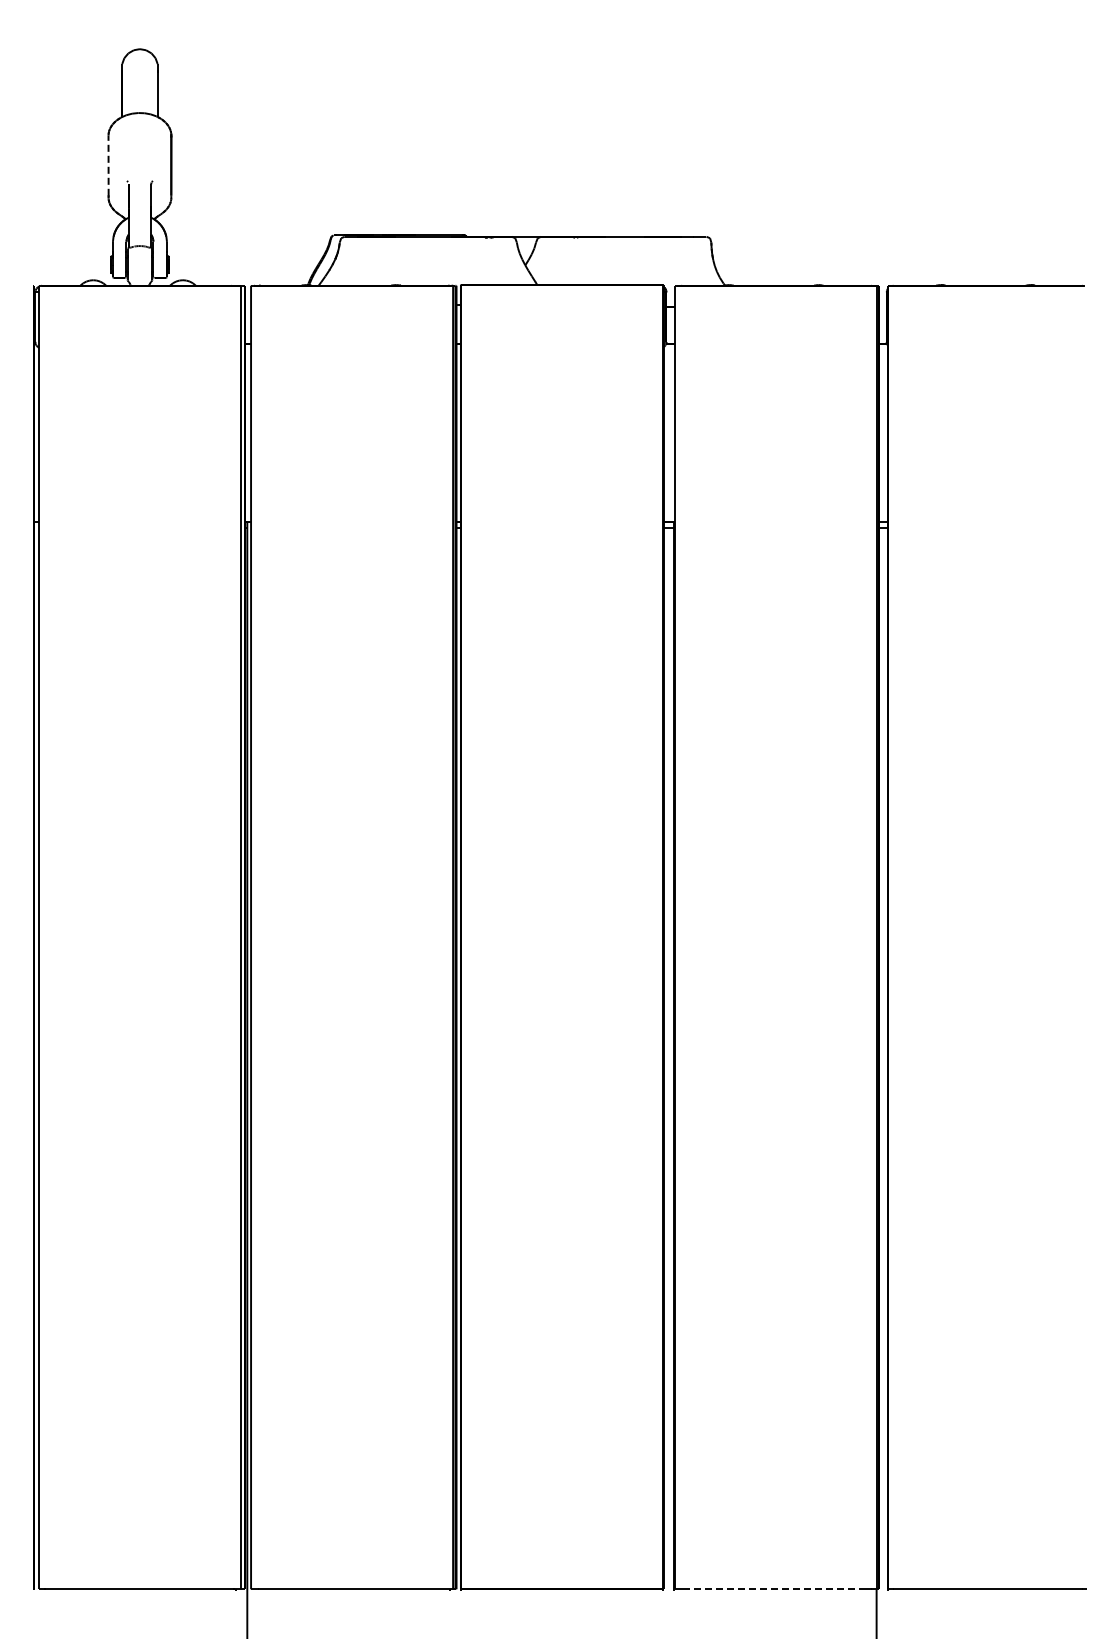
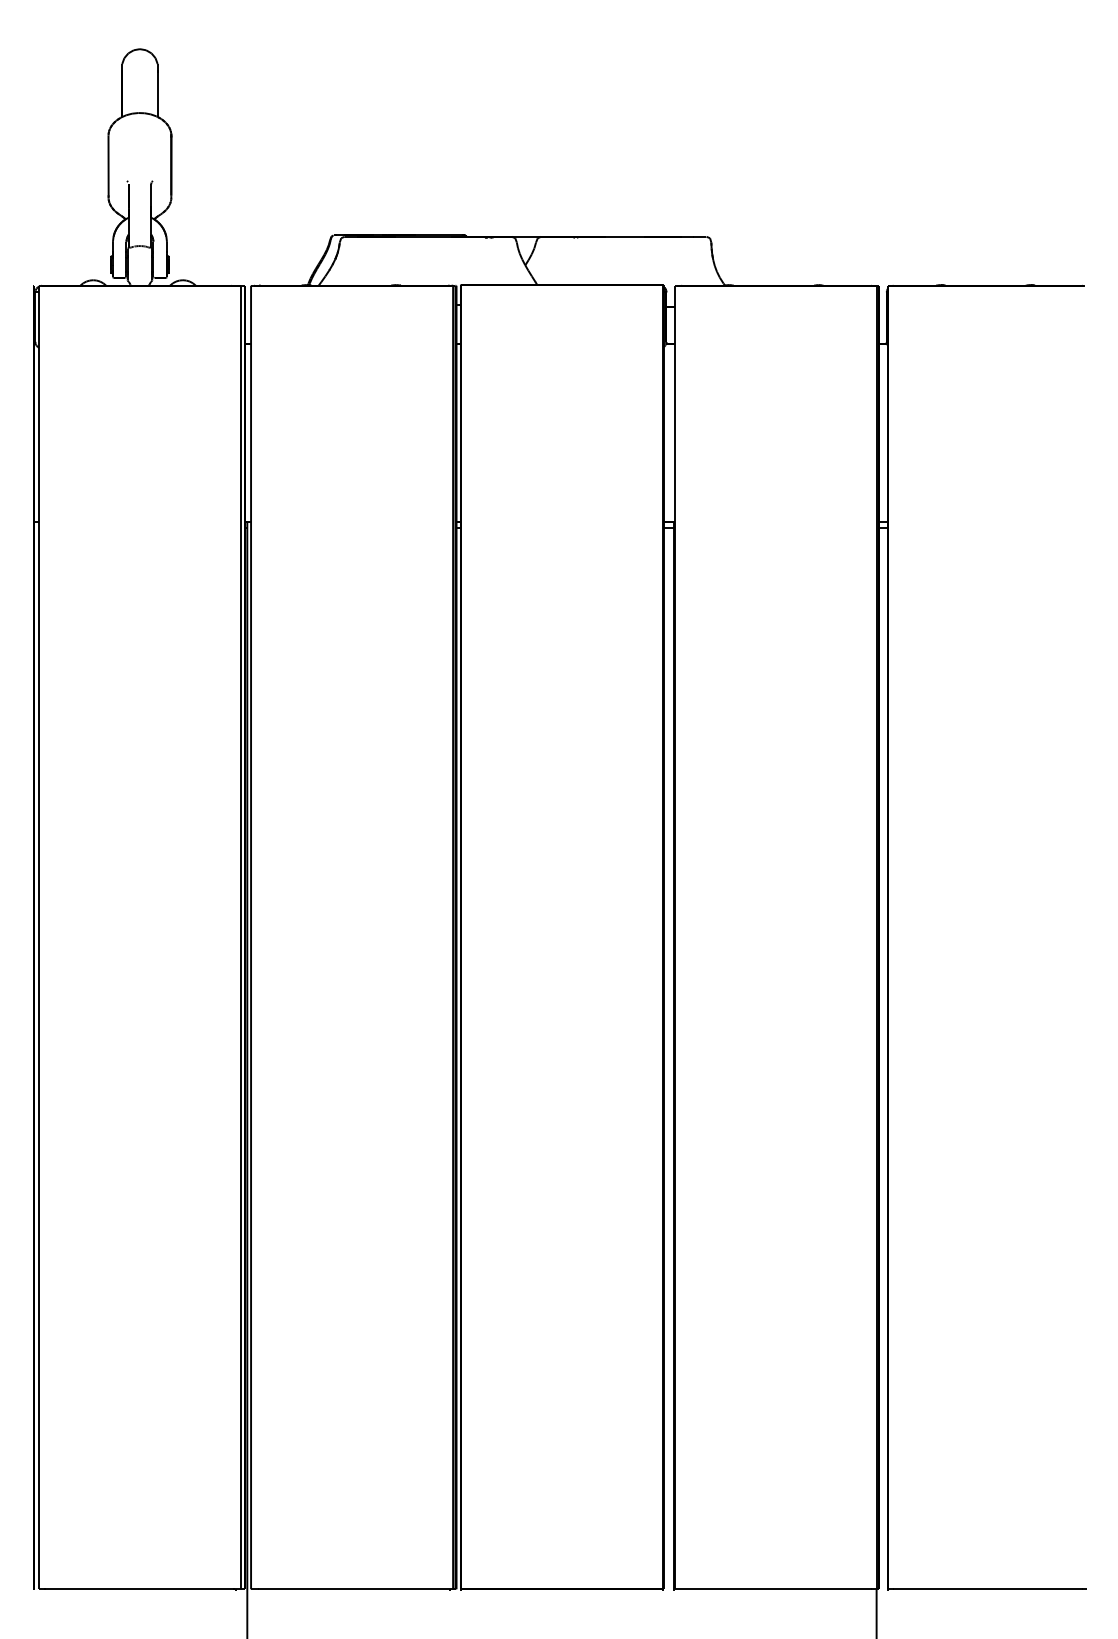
line: dashed -> solid (108, 165)
line: dashed -> solid (776, 1589)
